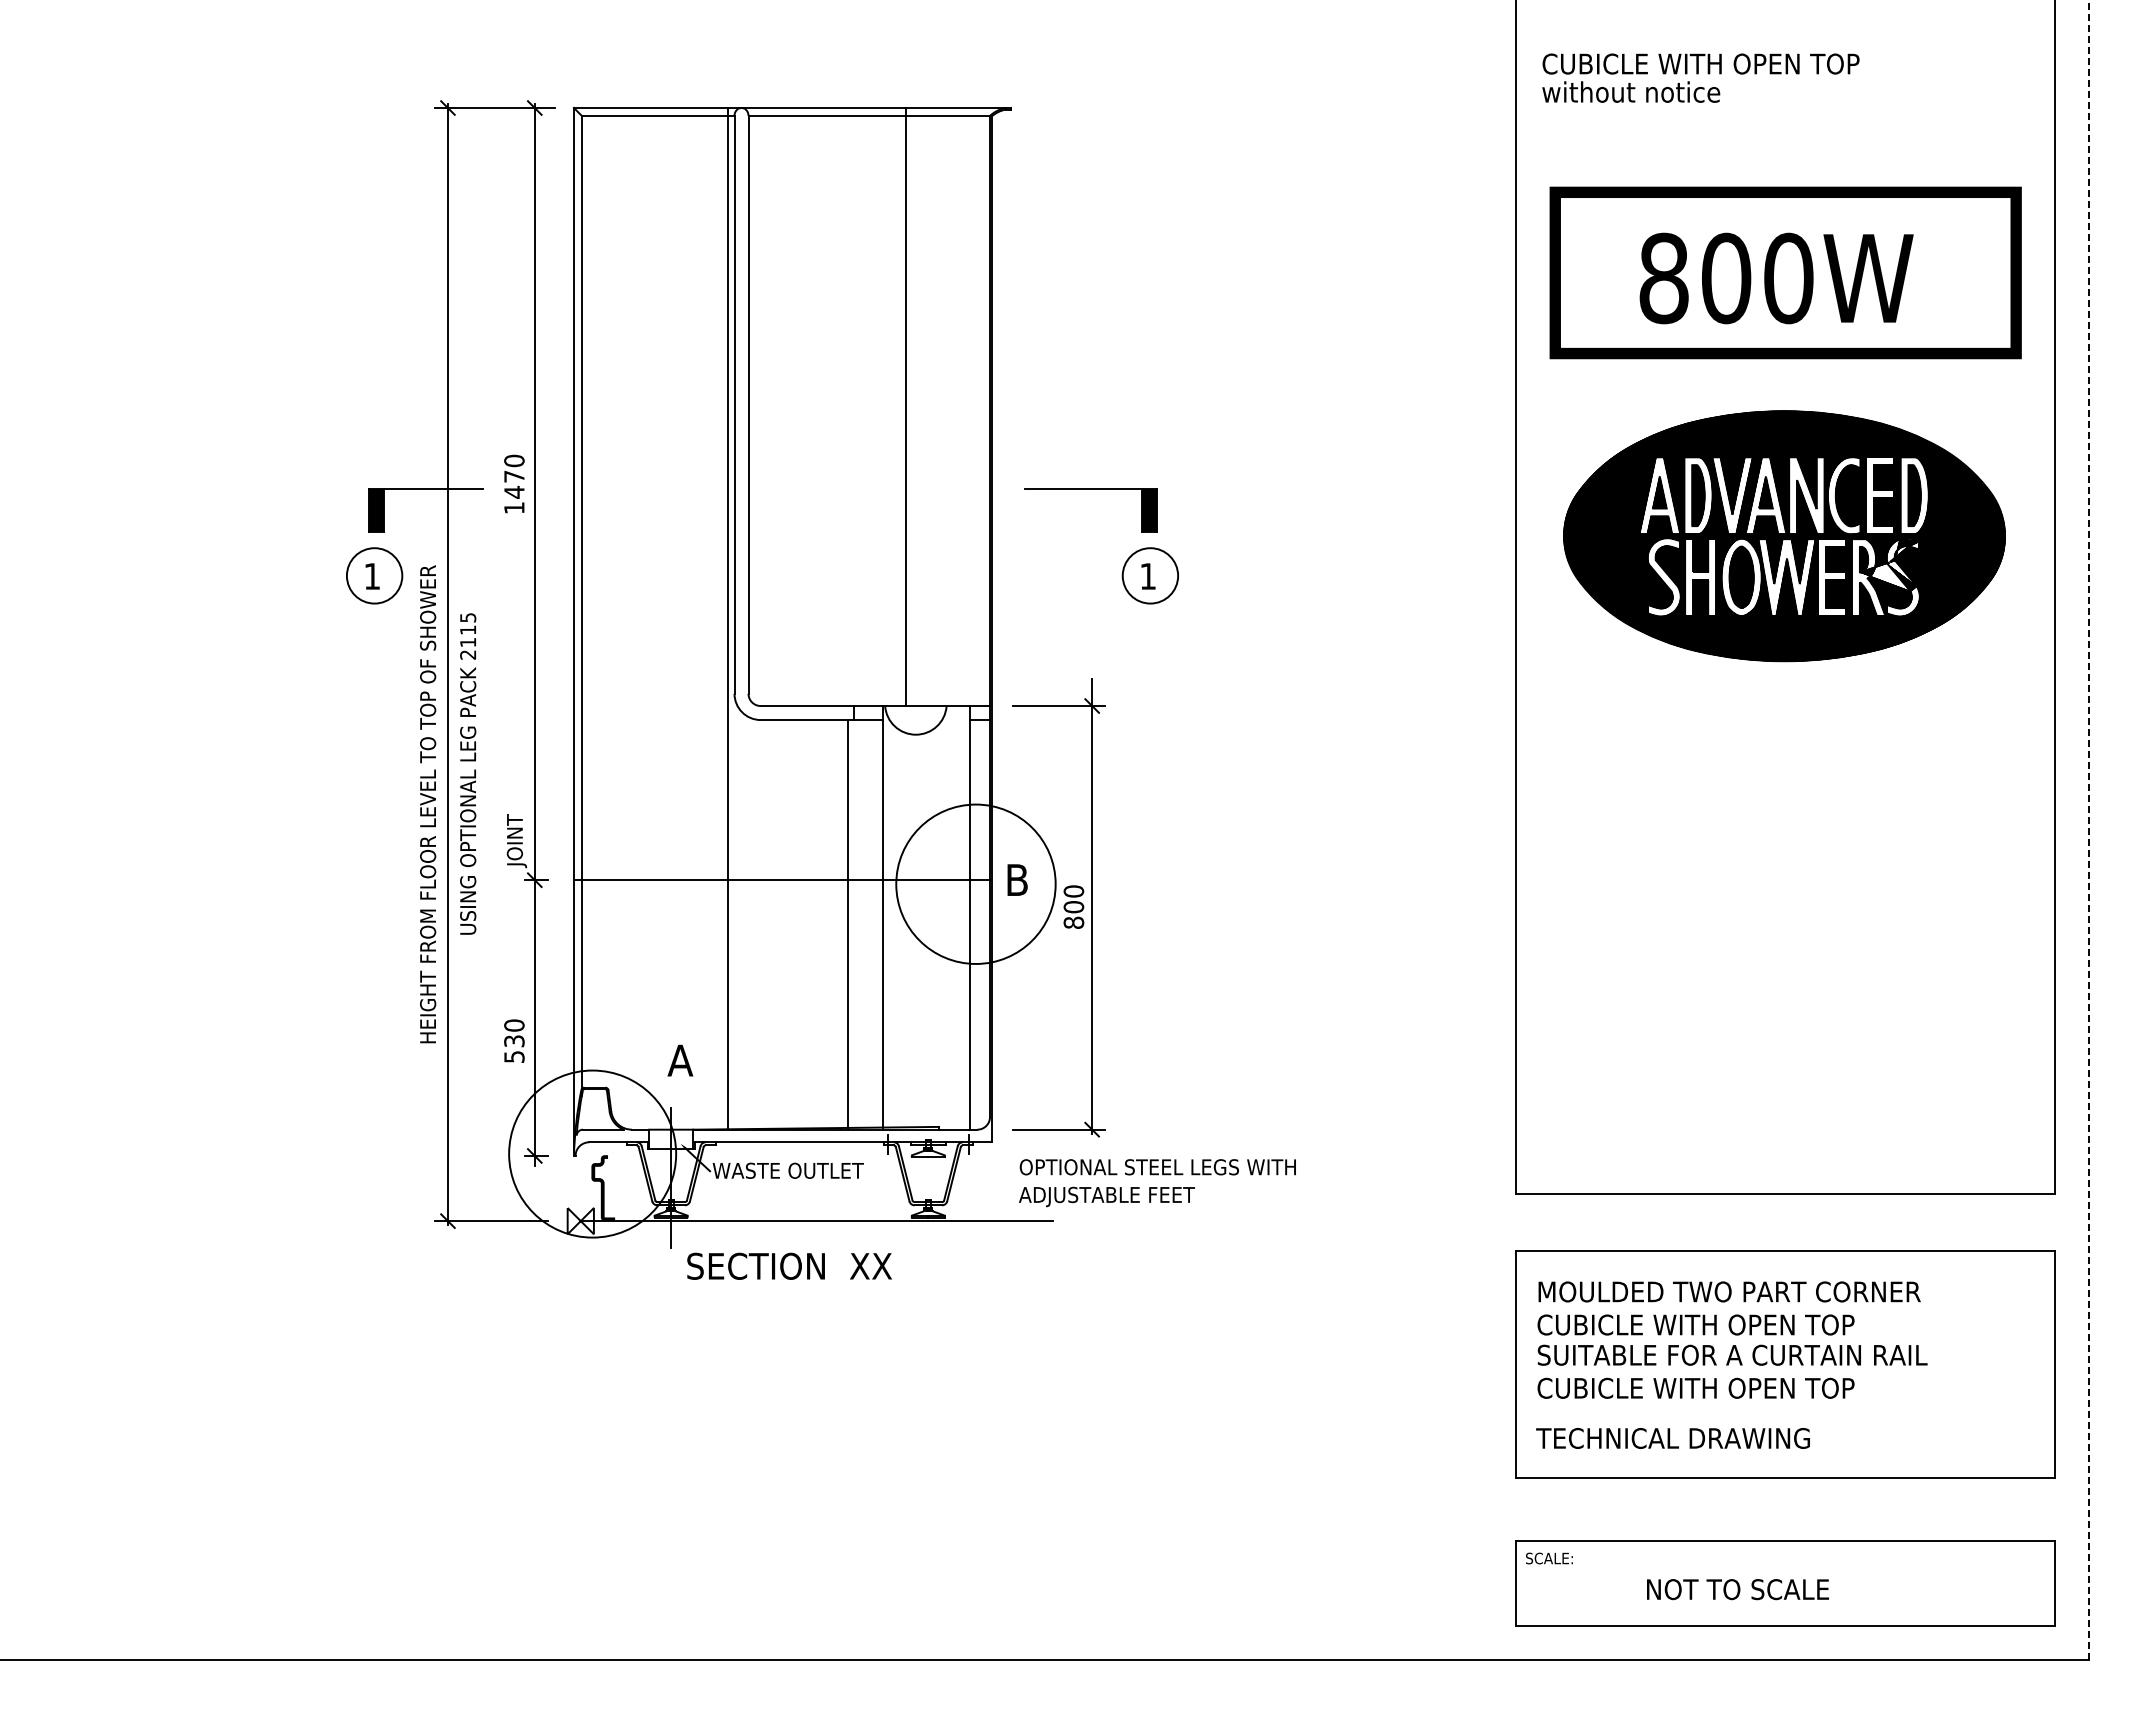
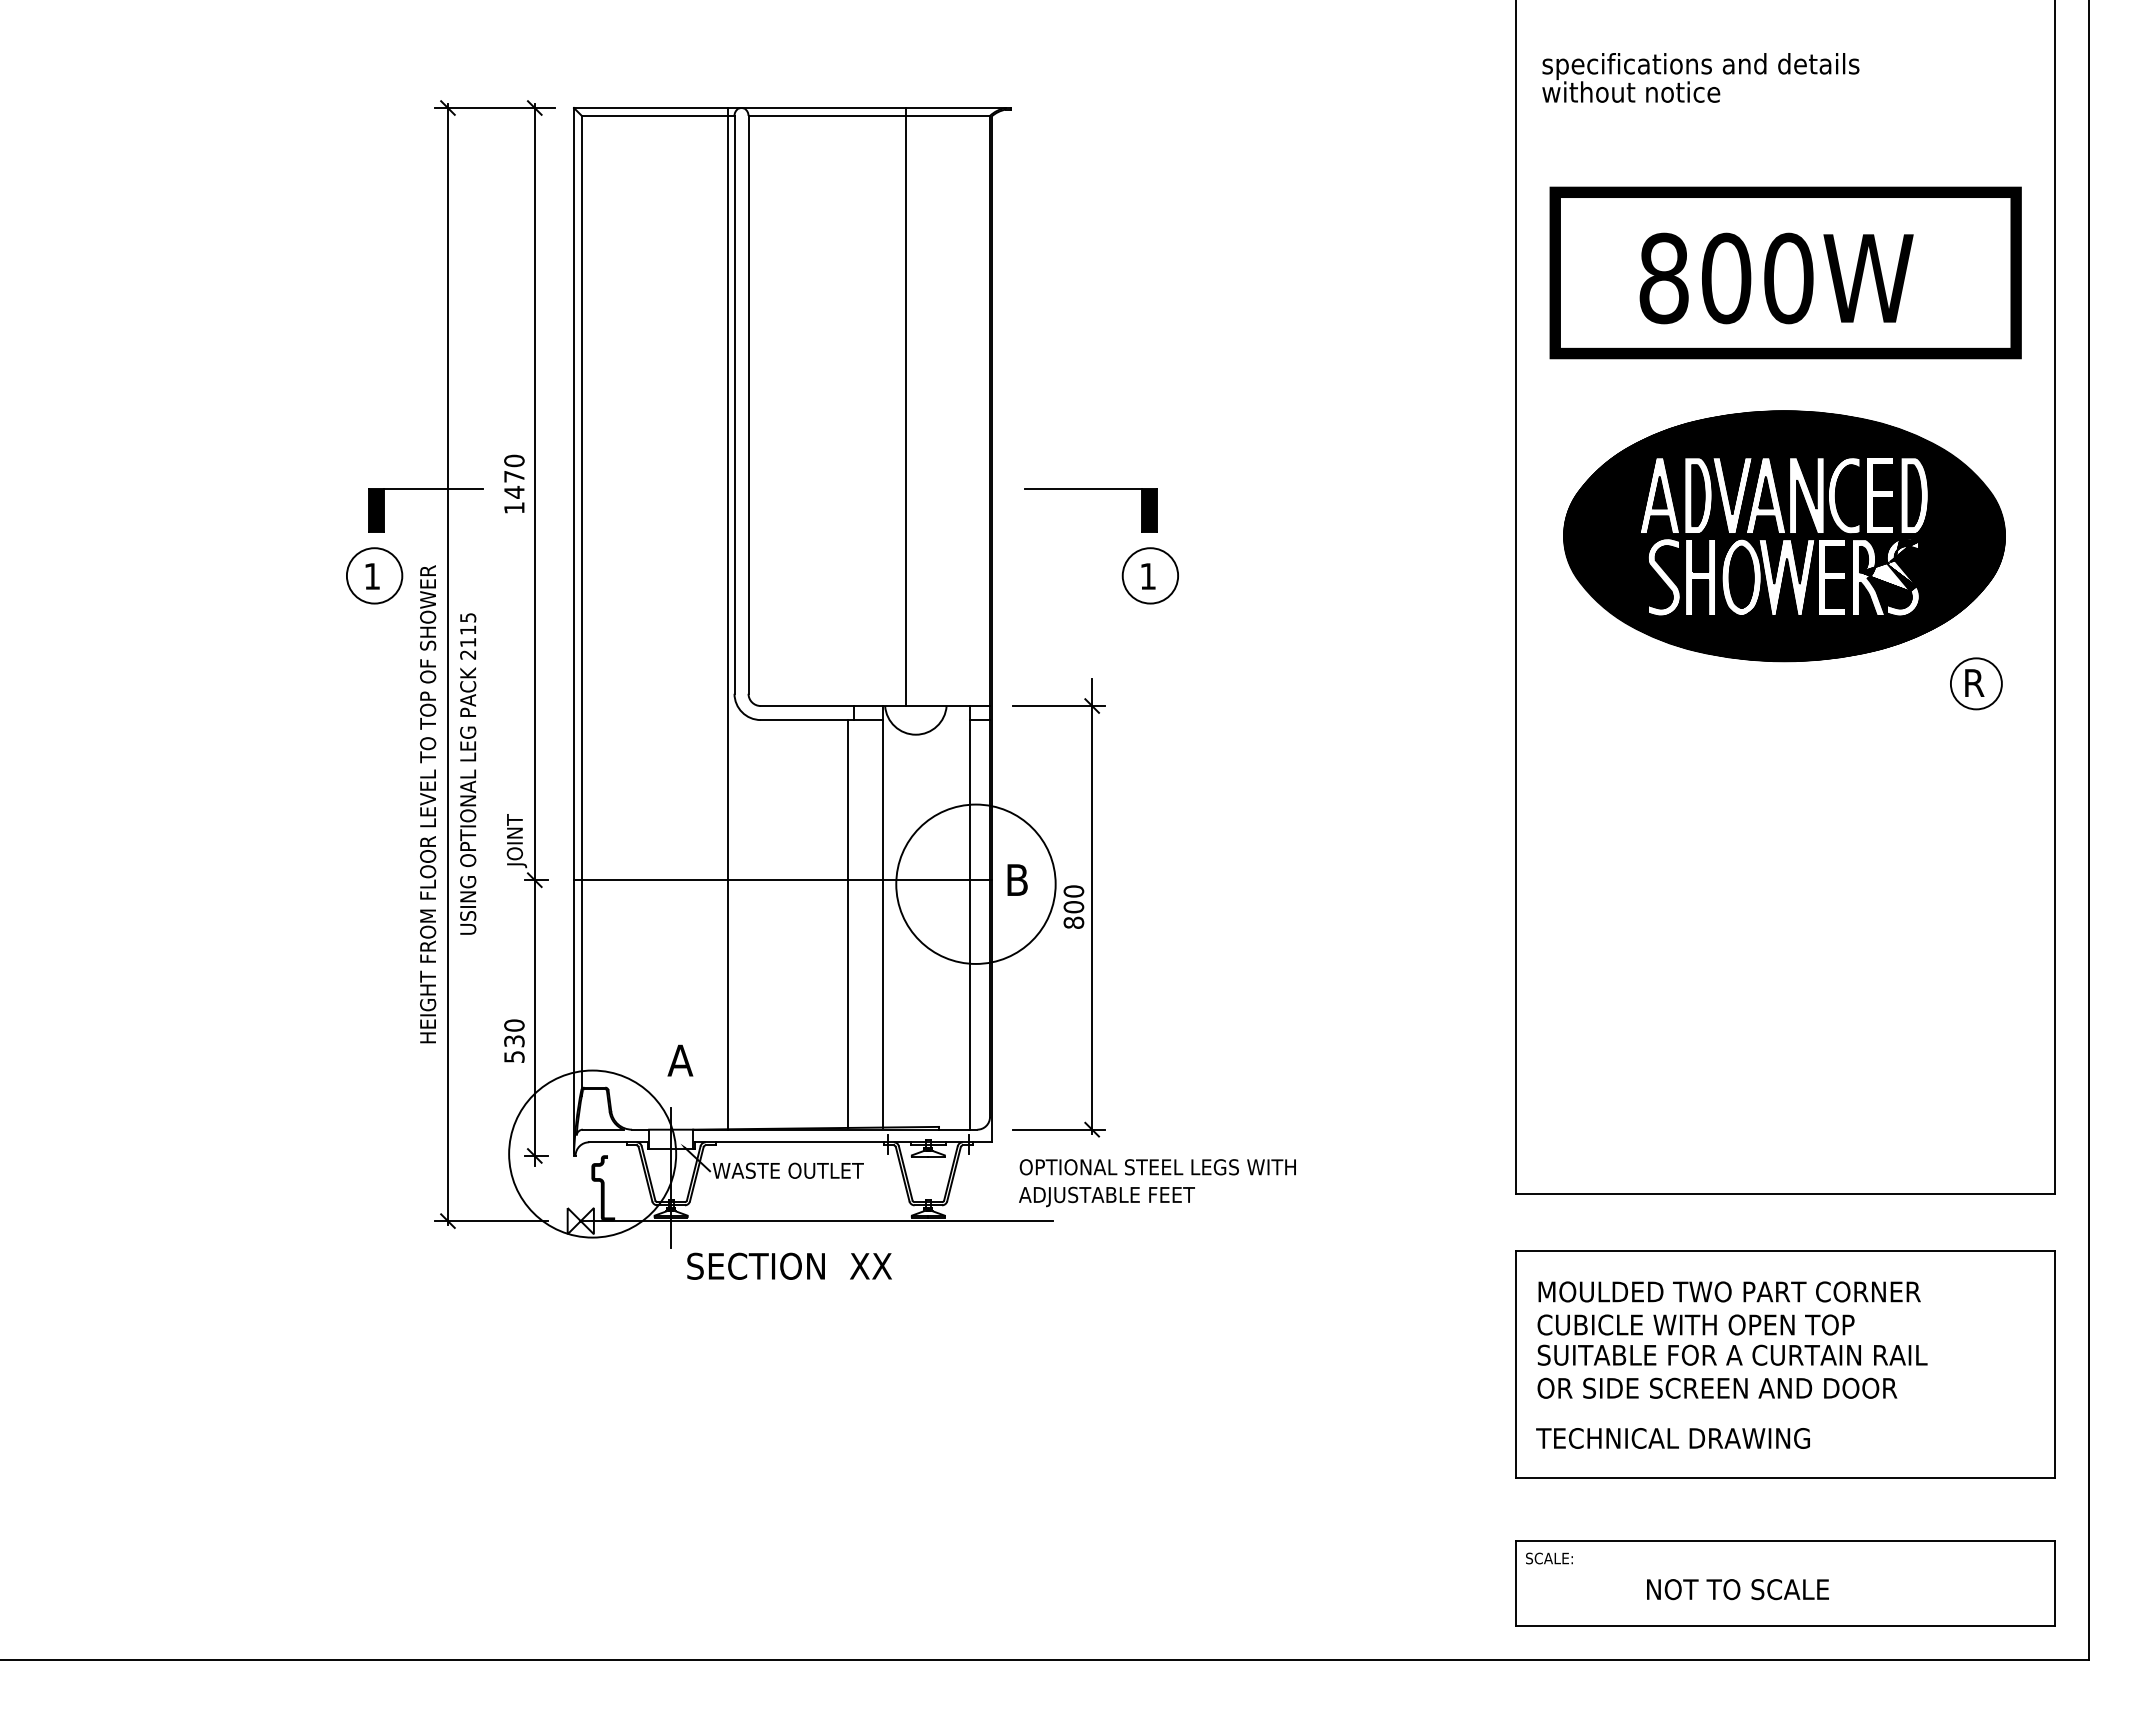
text: CUBICLE WITH OPEN TOP -> specifications and details (1700, 66)
part: none -> present (1976, 683)
line: dashed -> solid (2089, 830)
text: CUBICLE WITH OPEN TOP -> OR SIDE SCREEN AND DOOR (1720, 1387)
